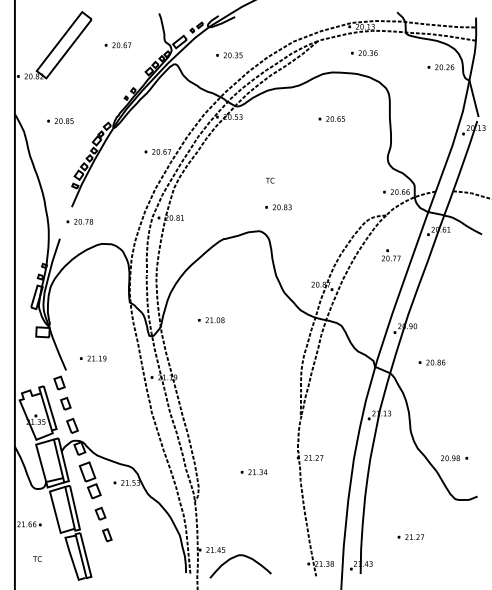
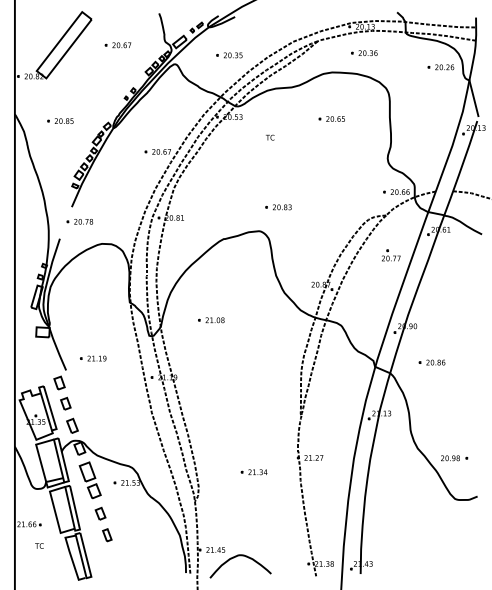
text position: (270, 180) -> (270, 137) (270, 137)
part: present -> none (410, 536)
text position: (37, 558) -> (39, 545) (39, 545)
